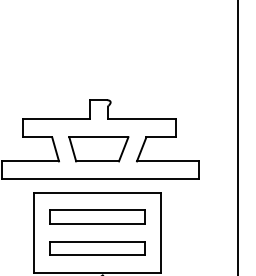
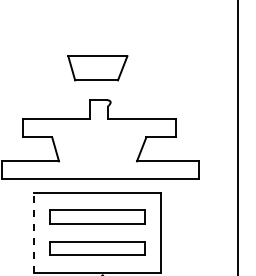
part position: (98, 149) -> (97, 68) (97, 68)
line: solid -> dashed (34, 232)
